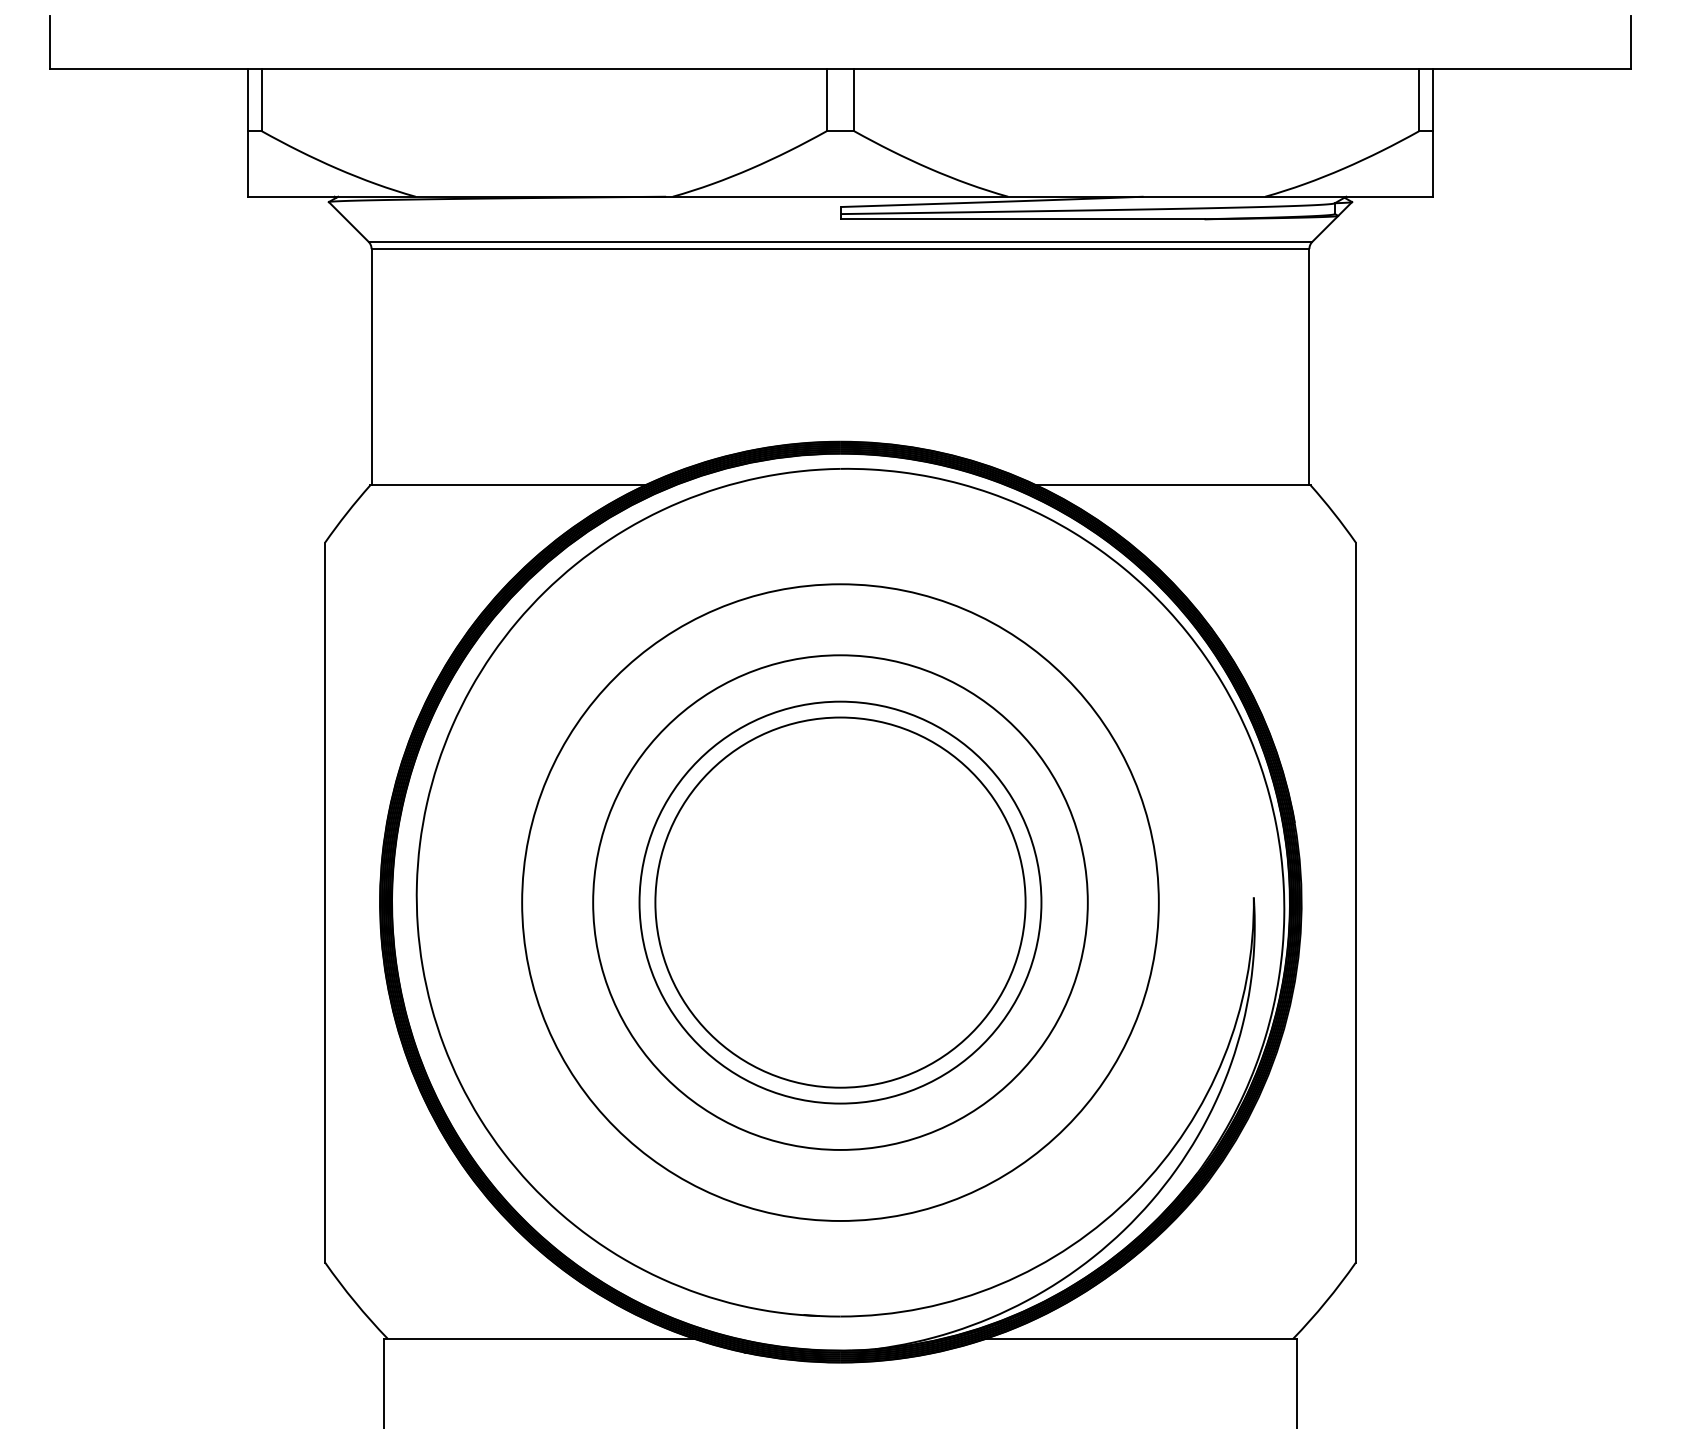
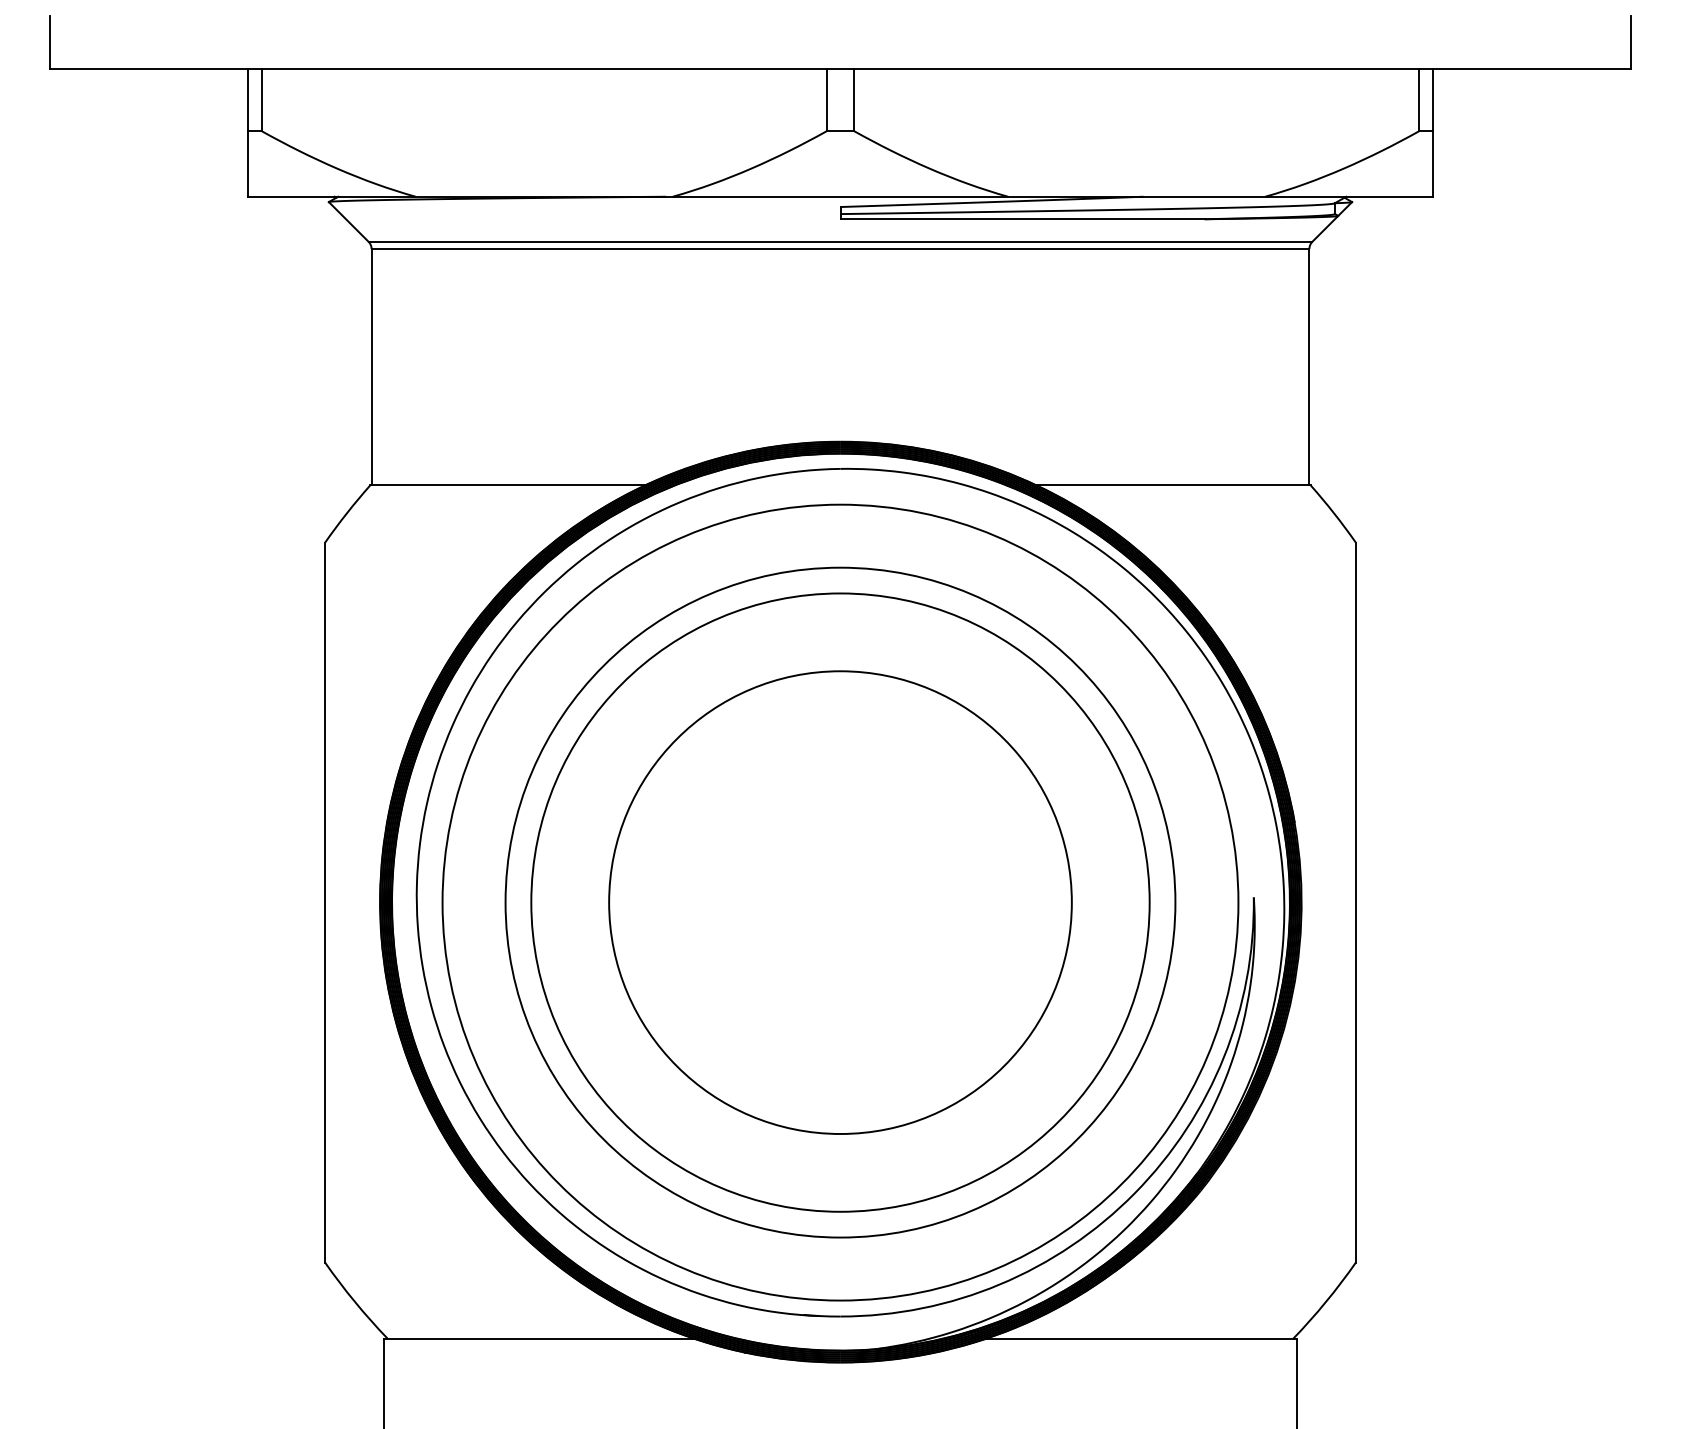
circle diameter: 370 px -> 463 px (840, 902)
circle diameter: 402 px -> 670 px (840, 902)
circle diameter: 495 px -> 618 px (840, 902)
circle diameter: 637 px -> 796 px (840, 902)
